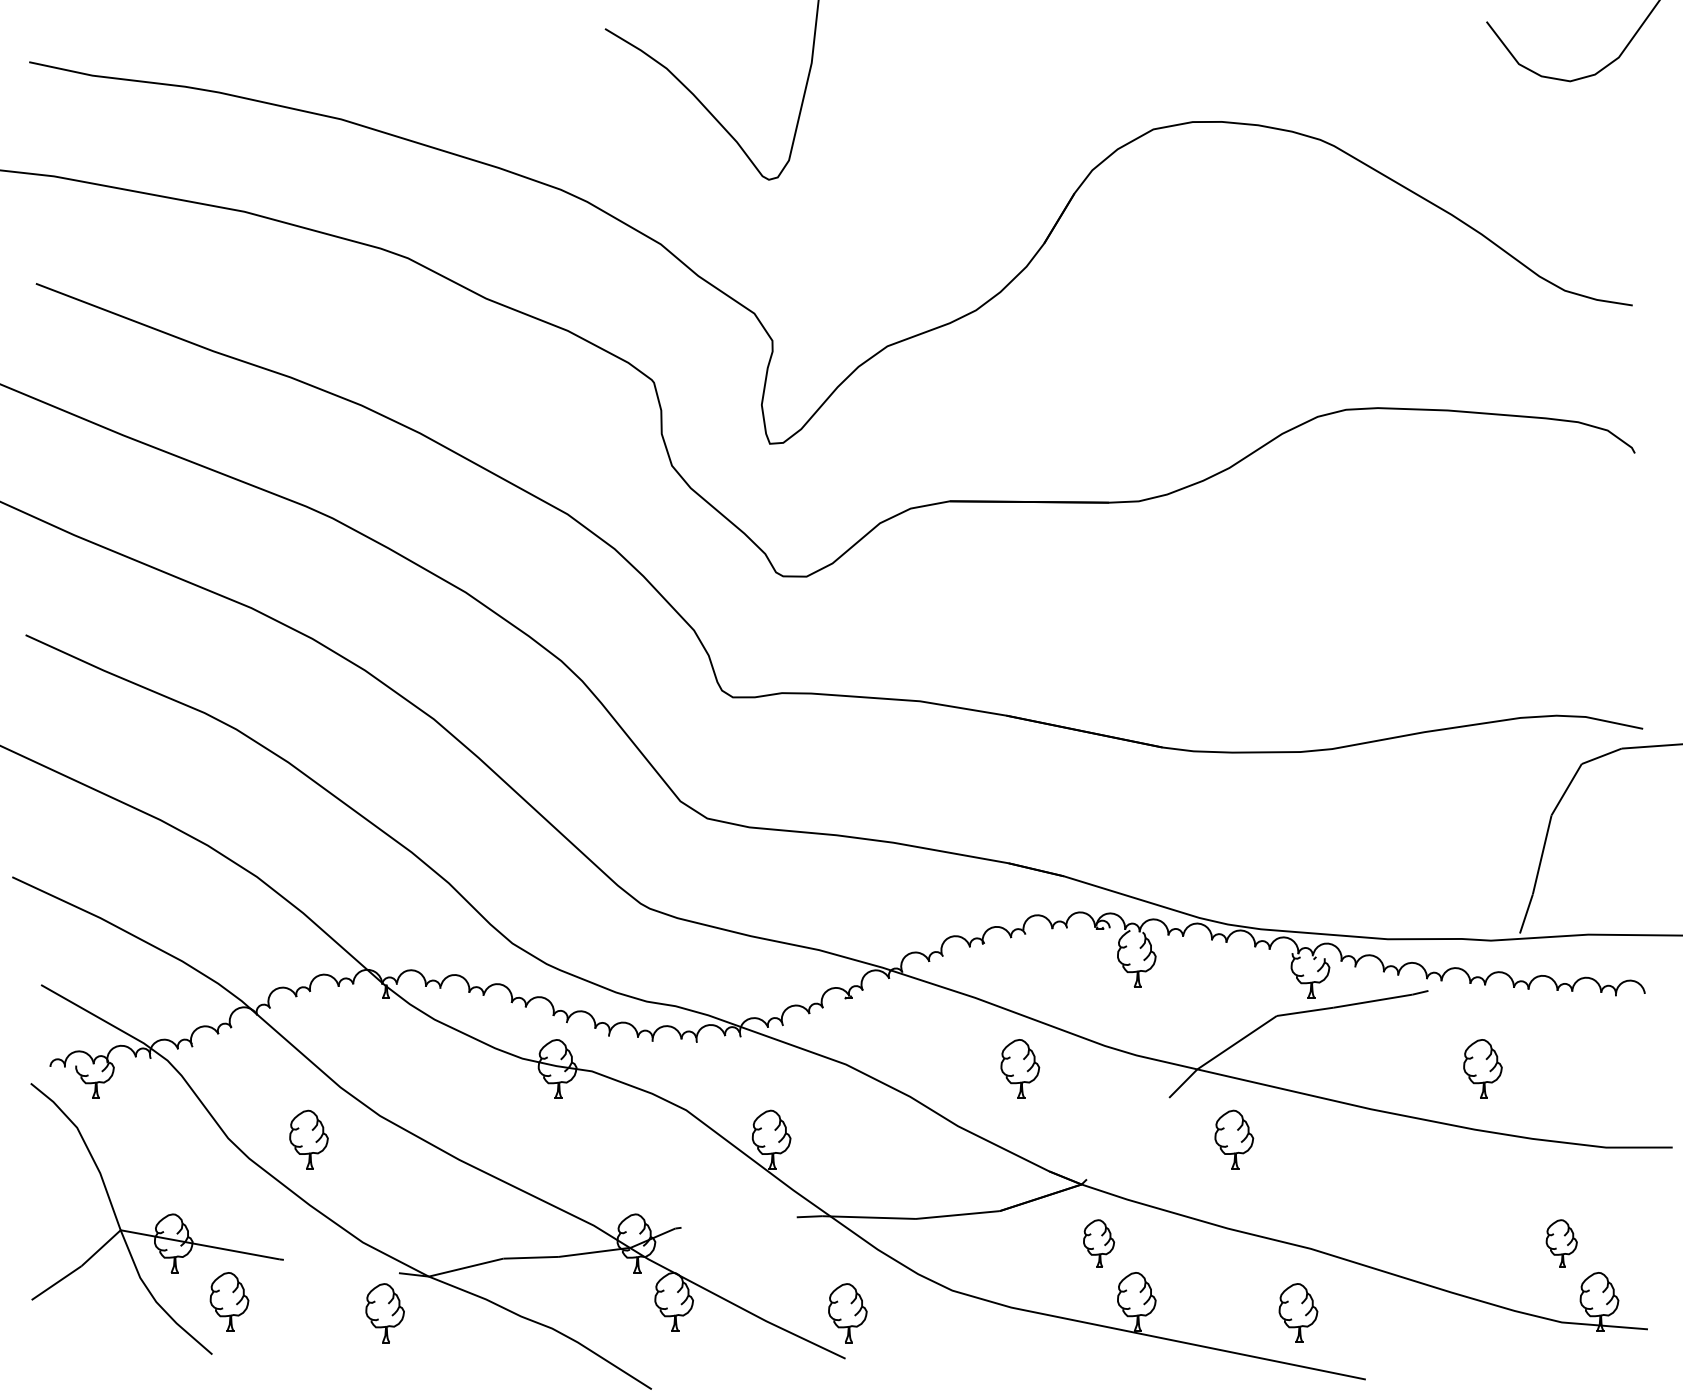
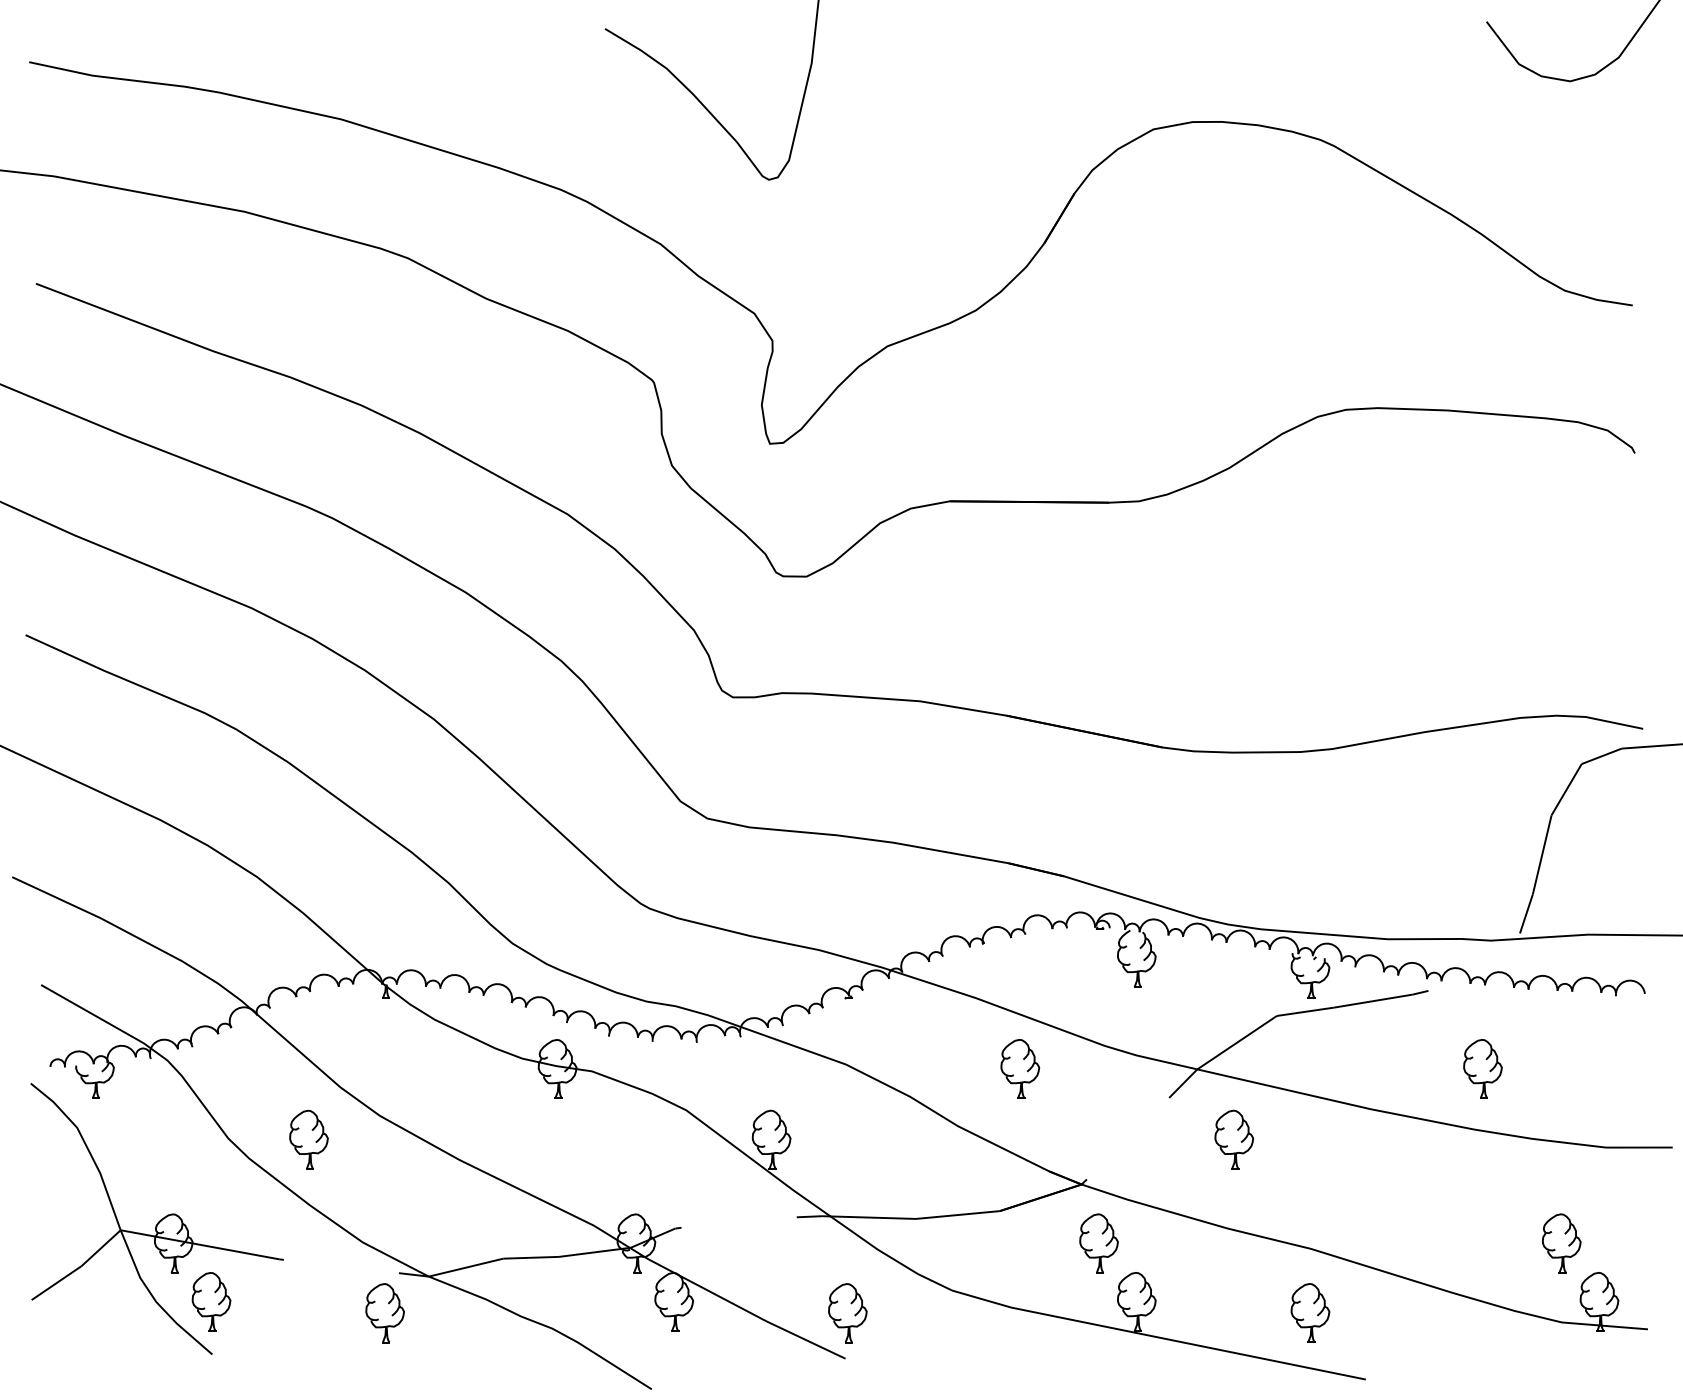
part size: 33x49 px -> 40x61 px (1098, 1243)
part size: 33x49 px -> 40x61 px (1561, 1243)
part position: (229, 1301) -> (211, 1301) (211, 1301)
part position: (1298, 1312) -> (1310, 1312) (1310, 1312)
